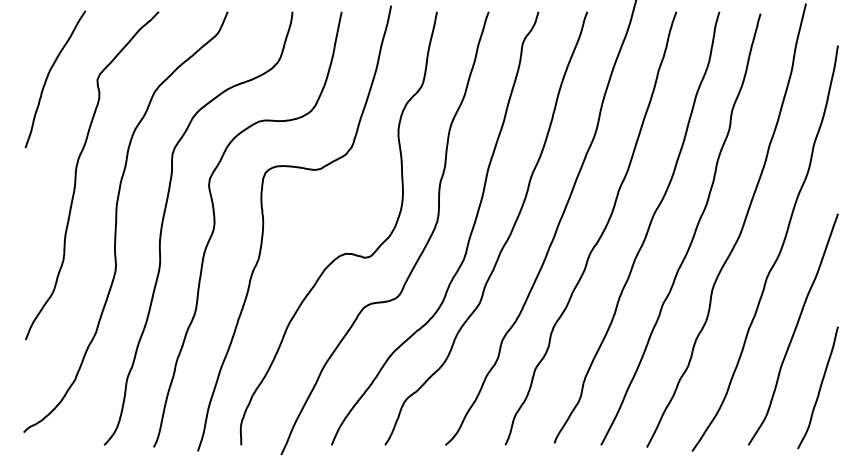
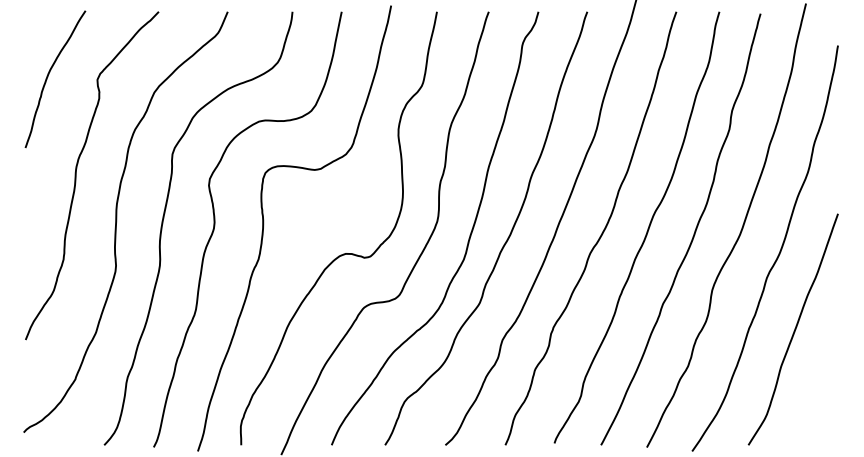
curve: present -> none (819, 387)
